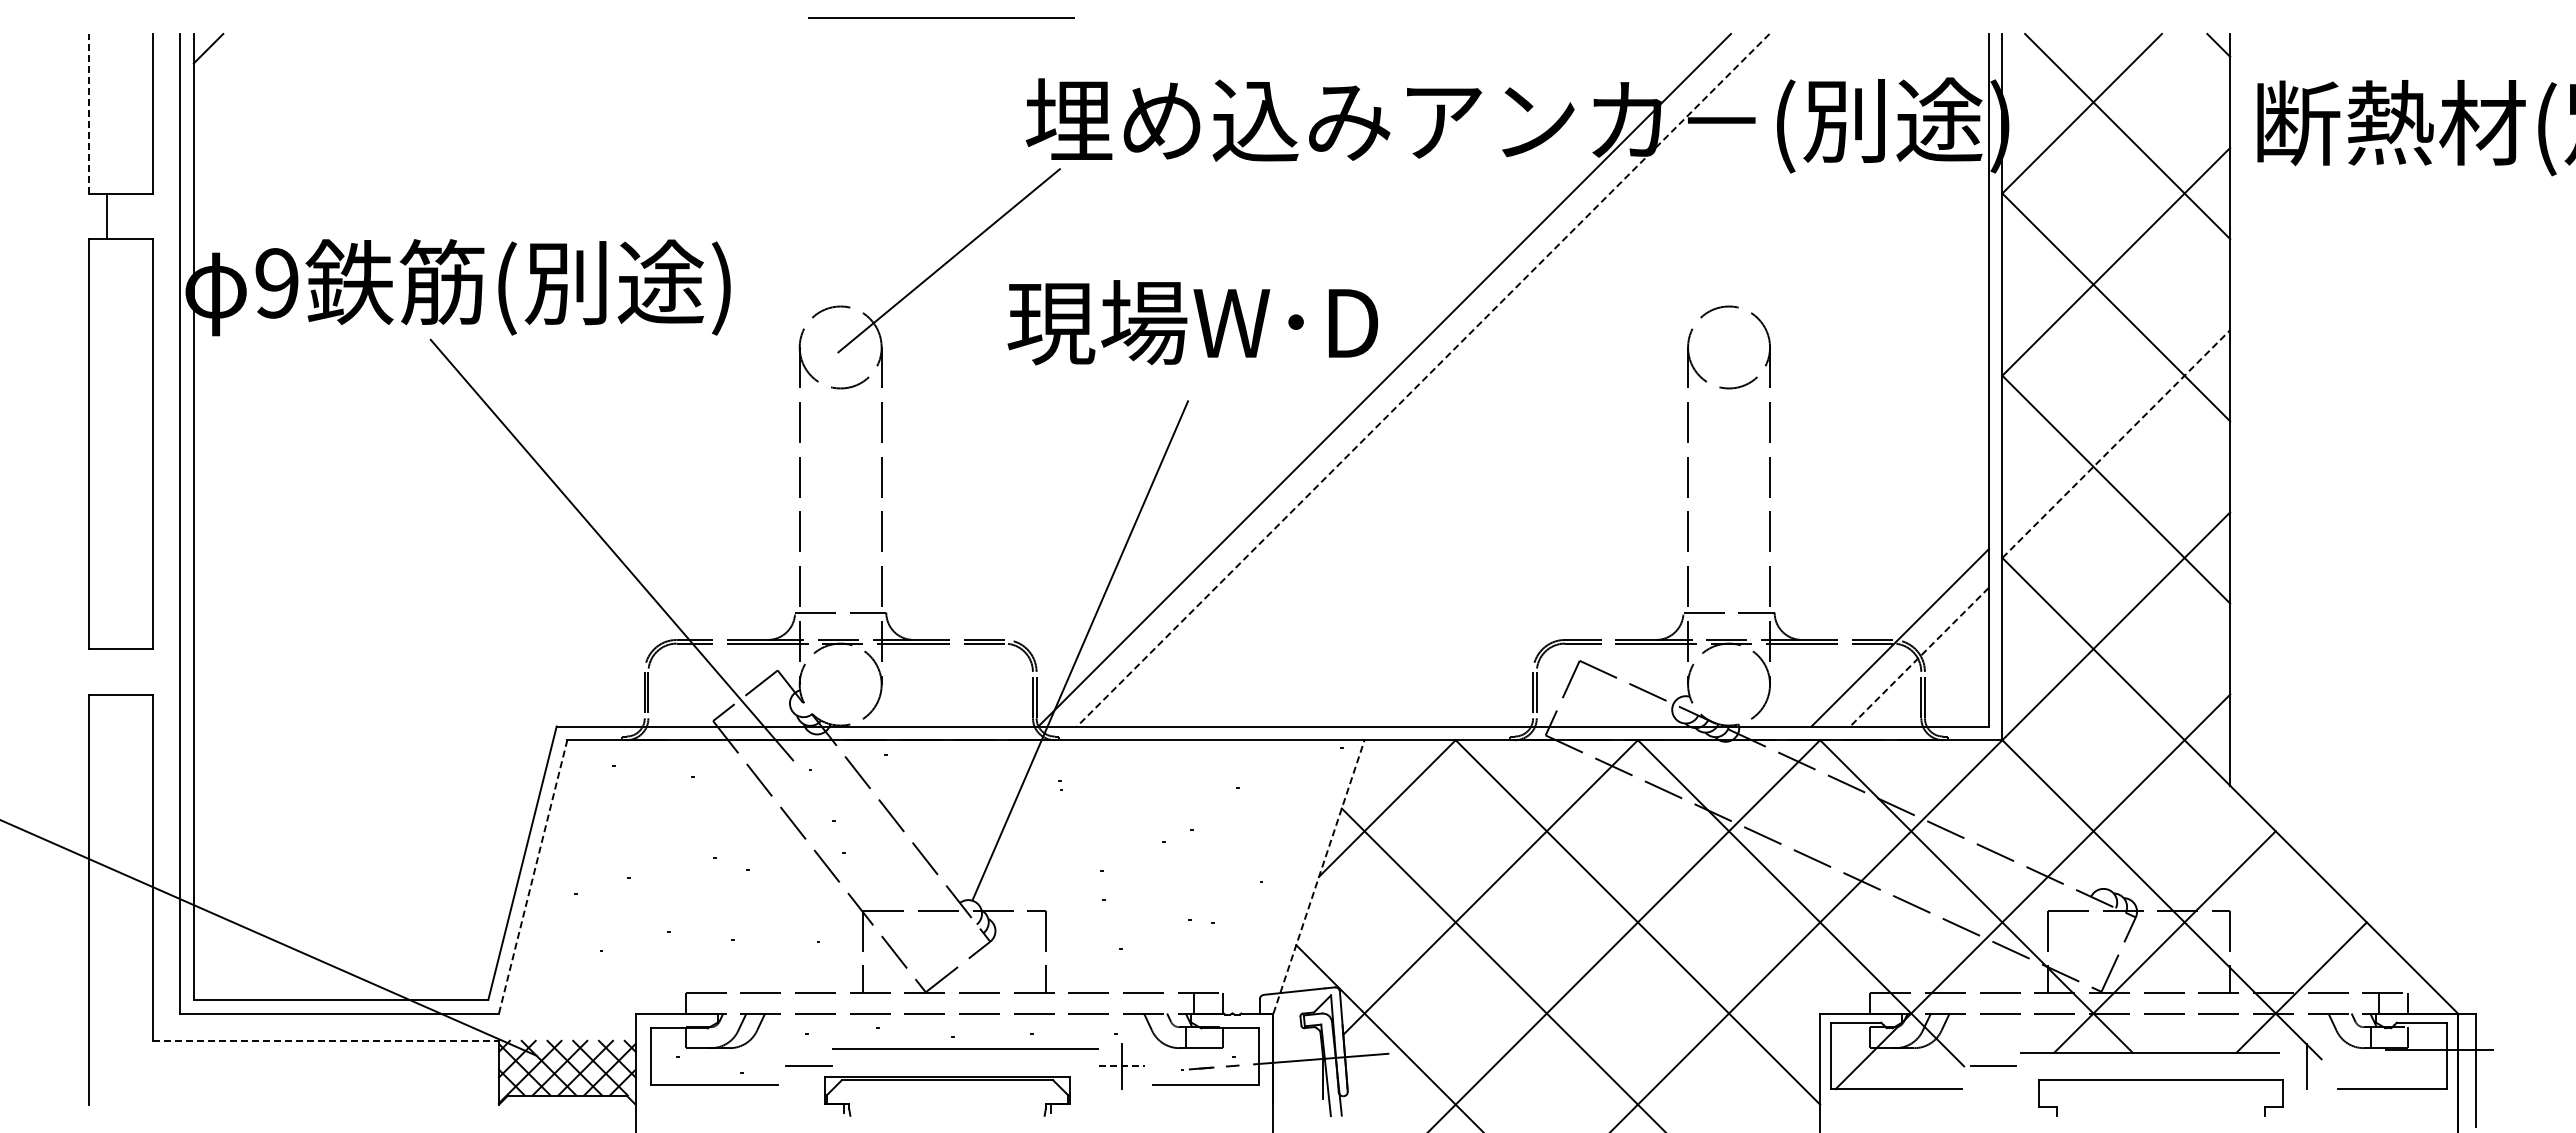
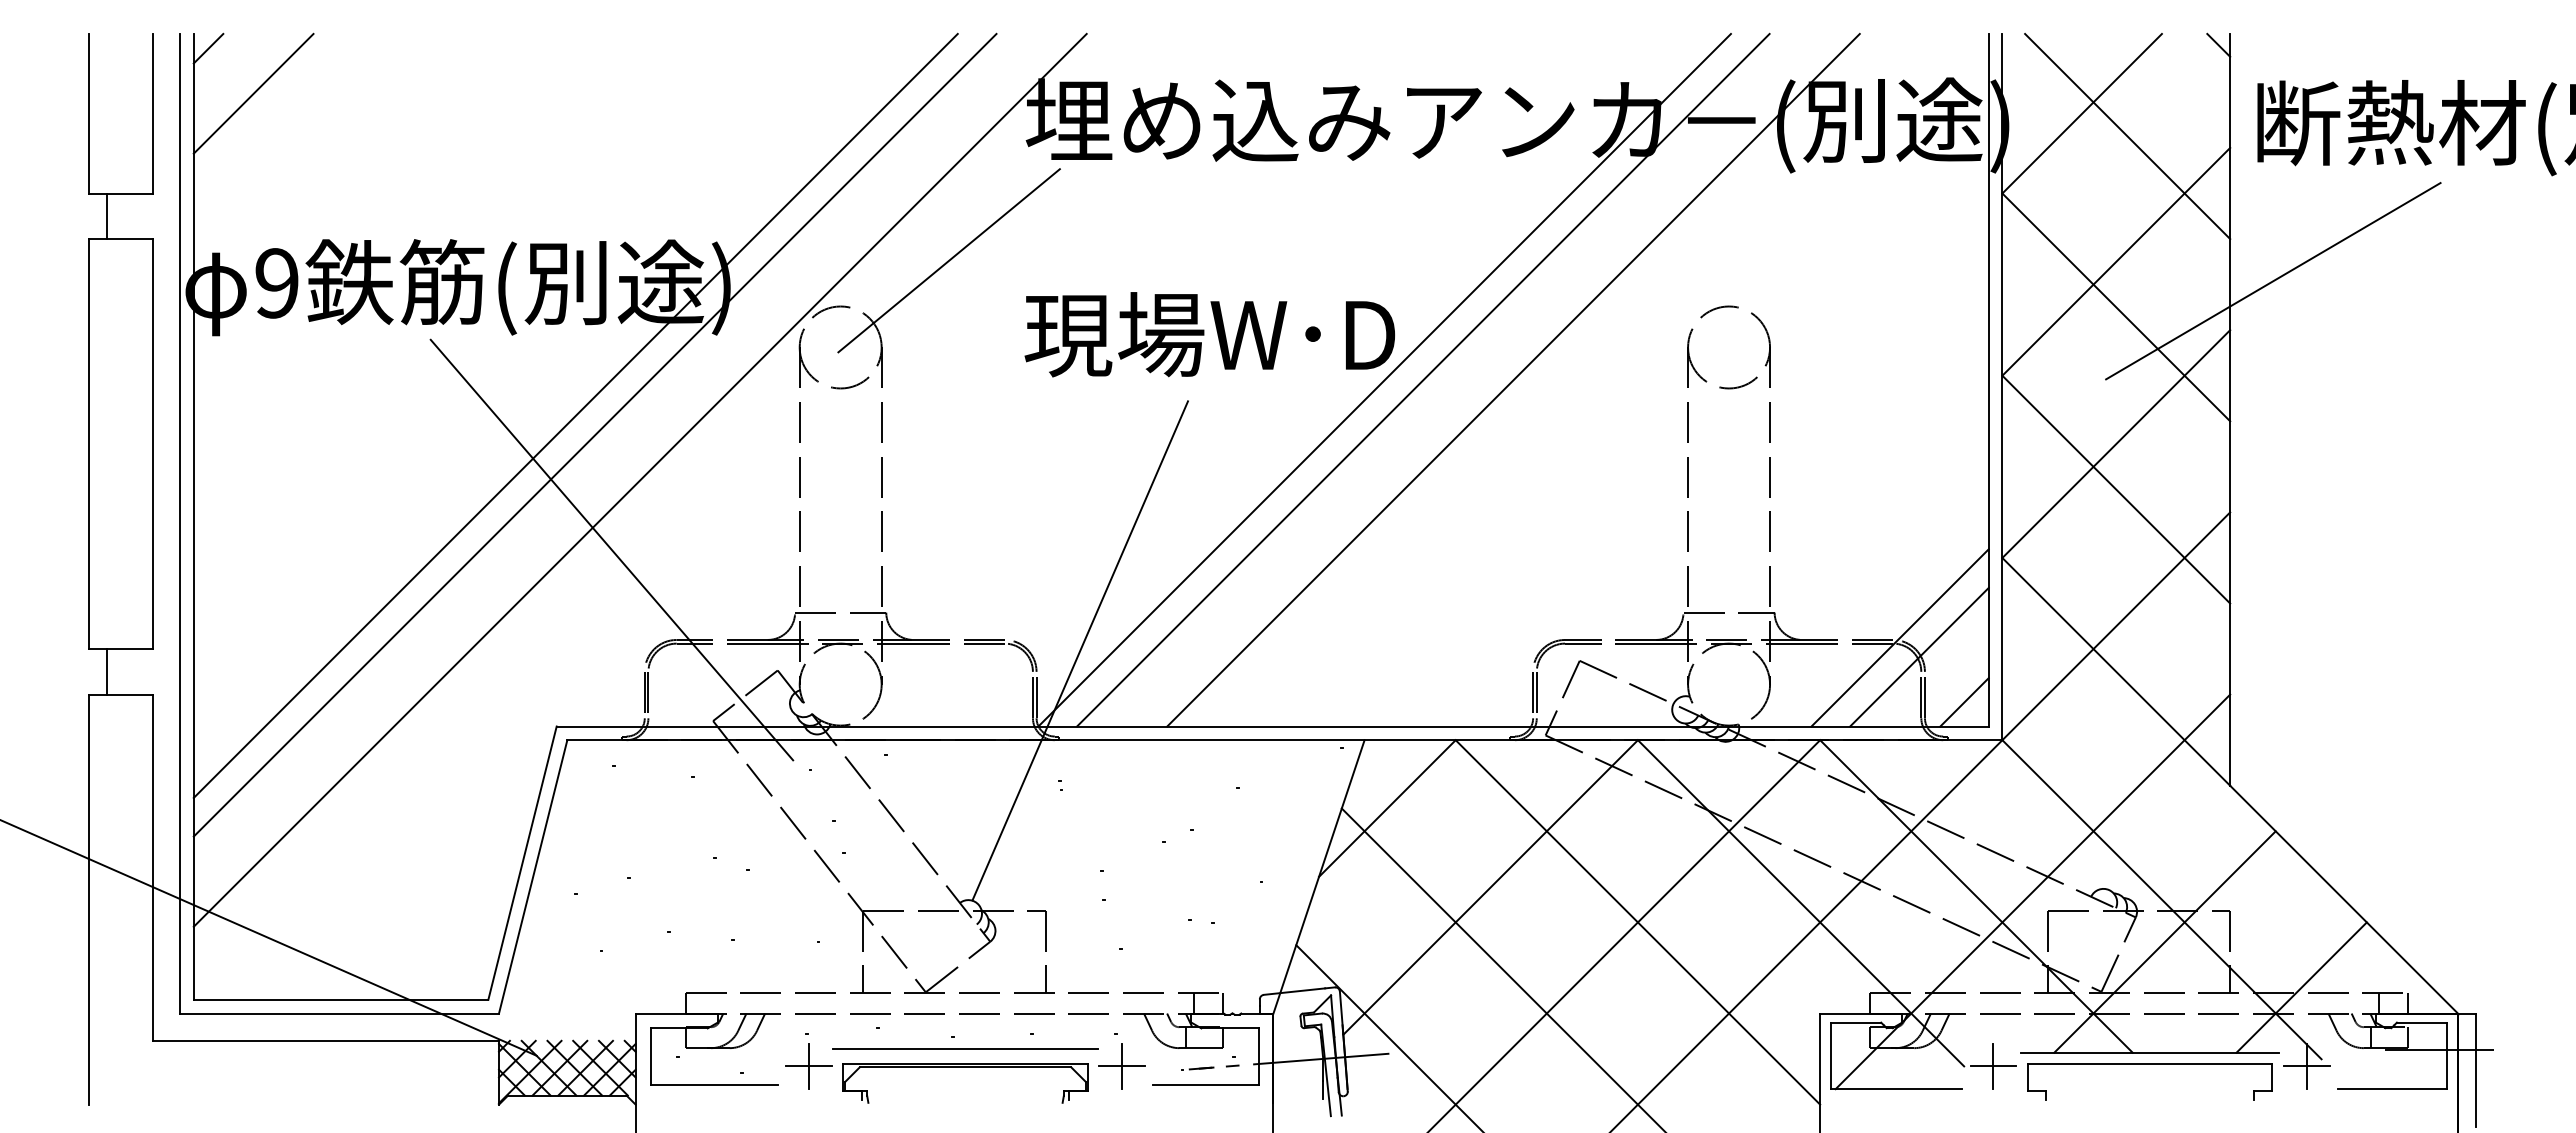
line: present -> none (941, 17)
line: none -> present (253, 93)
line: dashed -> solid (89, 113)
line: none -> present (2273, 281)
text position: (1192, 322) -> (1209, 334) (1209, 334)
line: none -> present (1513, 379)
line: dashed -> solid (1423, 380)
line: none -> present (575, 415)
line: none -> present (594, 434)
line: dashed -> solid (2116, 443)
line: none -> present (639, 479)
line: dashed -> solid (1919, 657)
line: none -> present (107, 671)
line: none -> present (1964, 702)
line: dashed -> solid (533, 876)
line: dashed -> solid (1319, 876)
line: dashed -> solid (326, 1040)
line: none -> present (808, 1066)
line: dashed -> solid (1122, 1066)
line: none -> present (1993, 1066)
line: none -> present (2306, 1066)
part position: (947, 1080) -> (965, 1067) (965, 1067)
part position: (2160, 1080) -> (2149, 1064) (2149, 1064)
